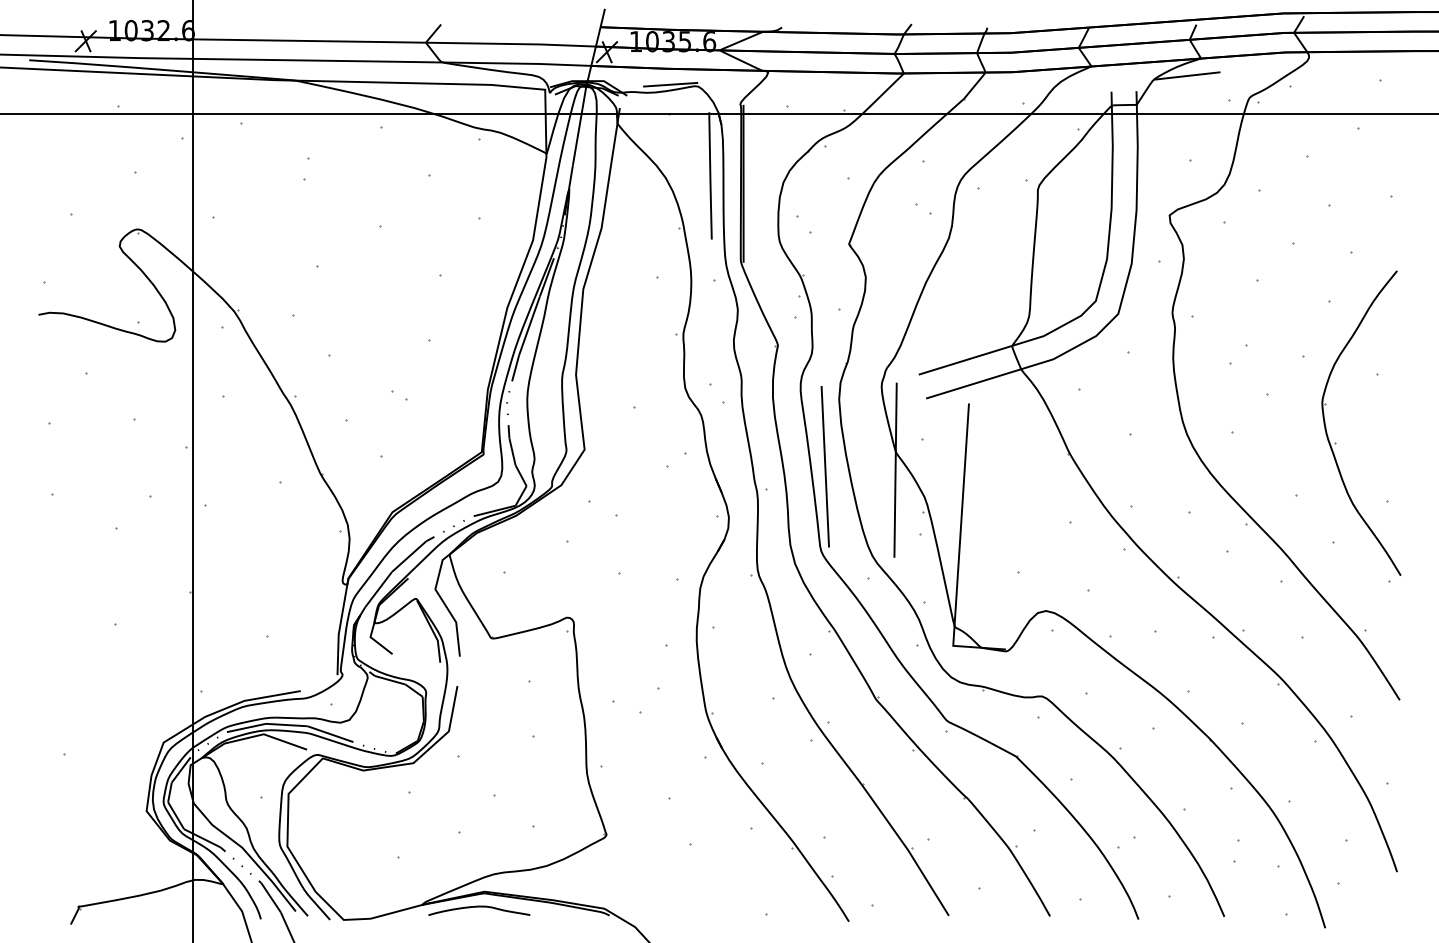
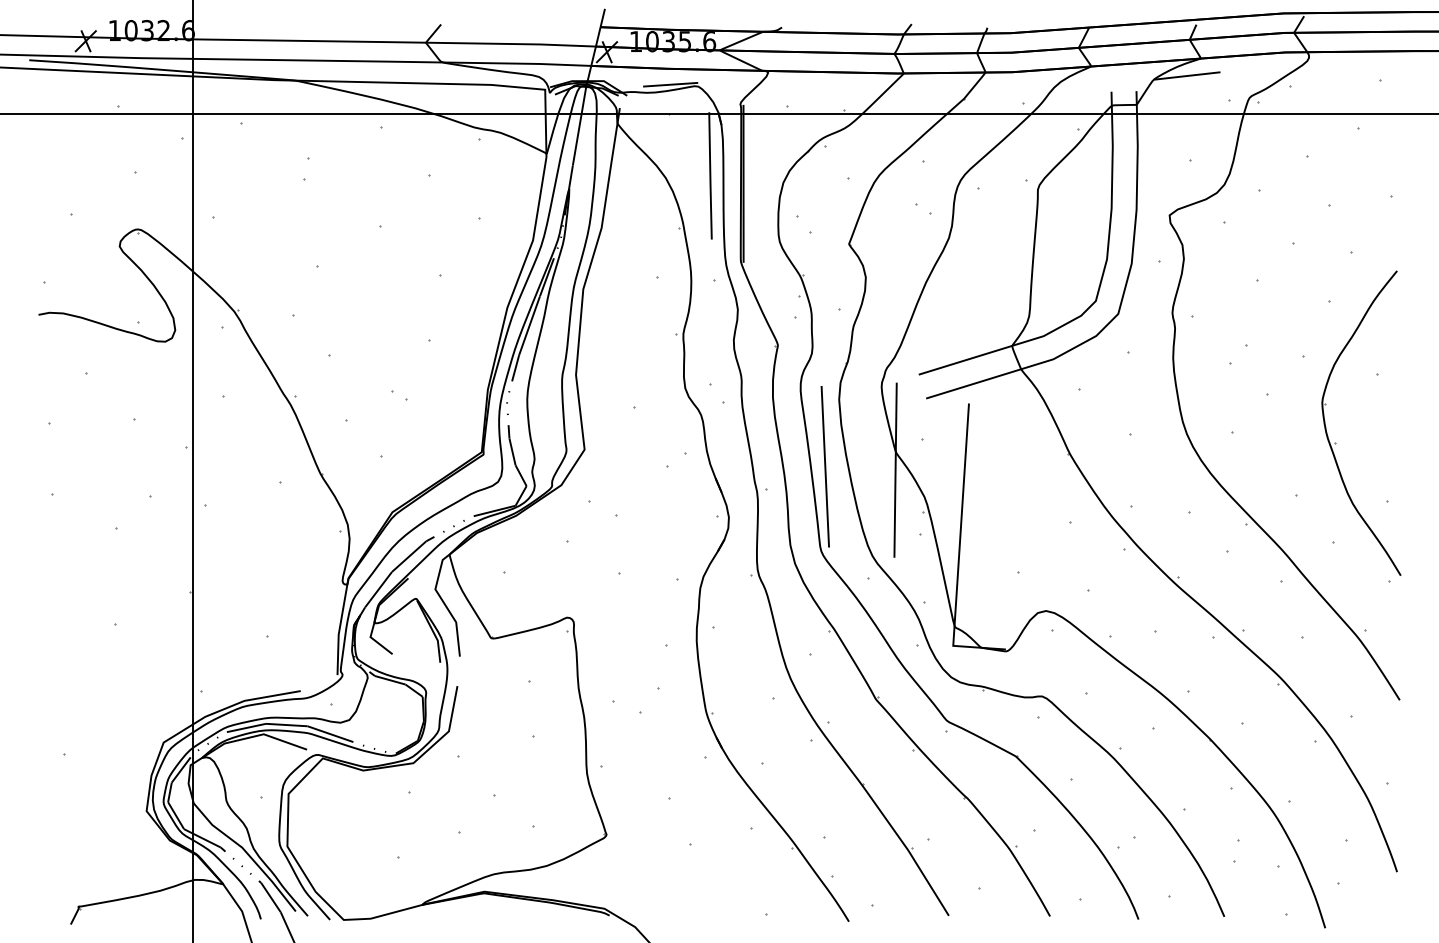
curve: present -> none (479, 907)
